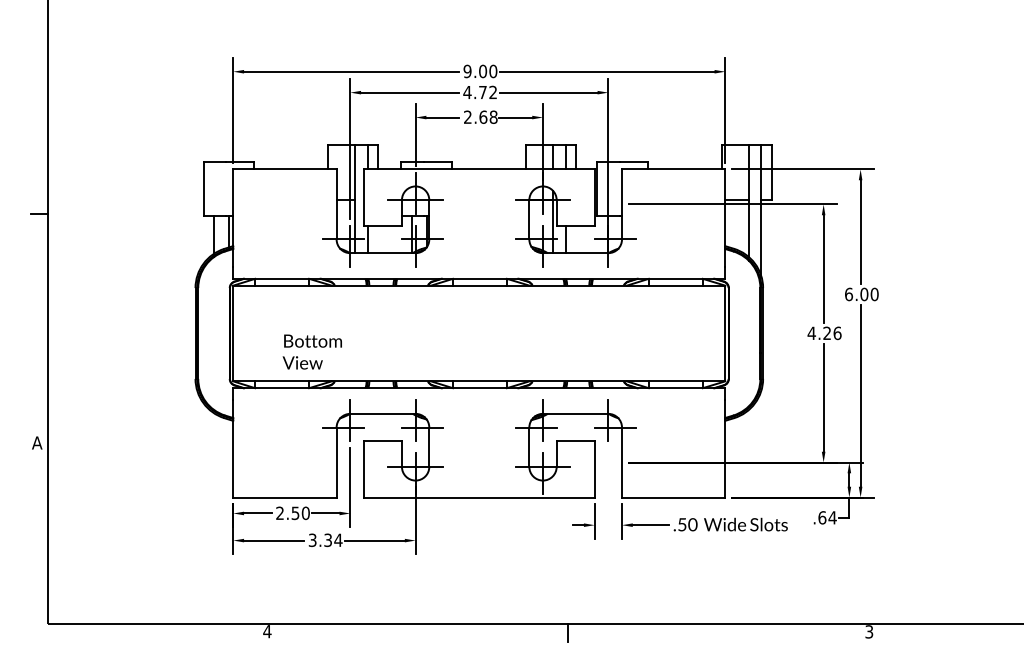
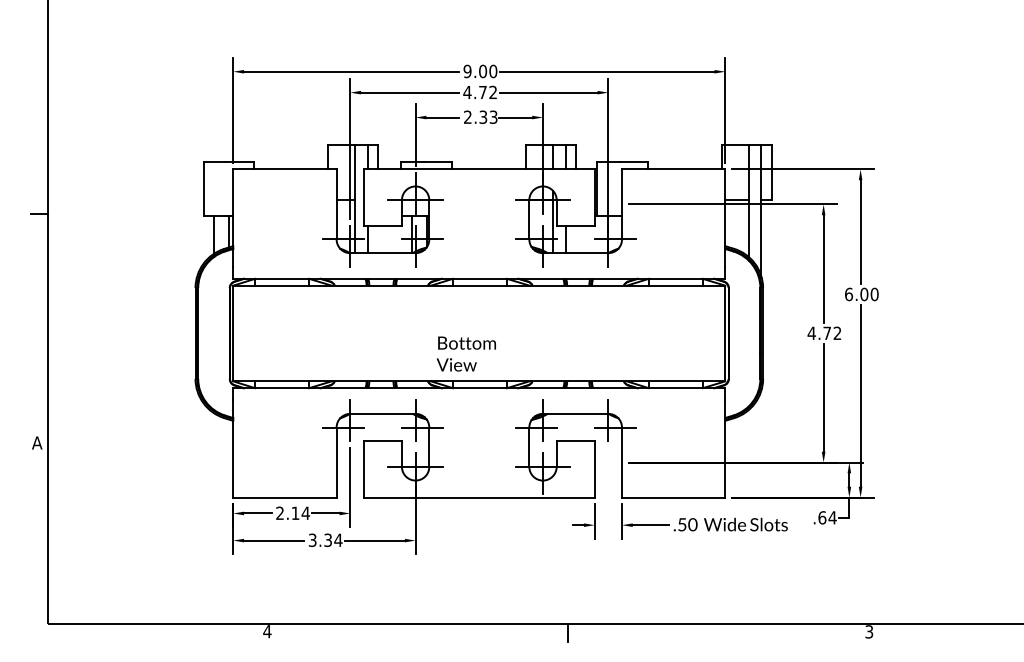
text: 2.68 -> 2.33 (488, 116)
text: 4.26 -> 4.72 (832, 333)
text position: (311, 351) -> (465, 353) (465, 353)
text: 2.50 -> 2.14 (300, 513)
